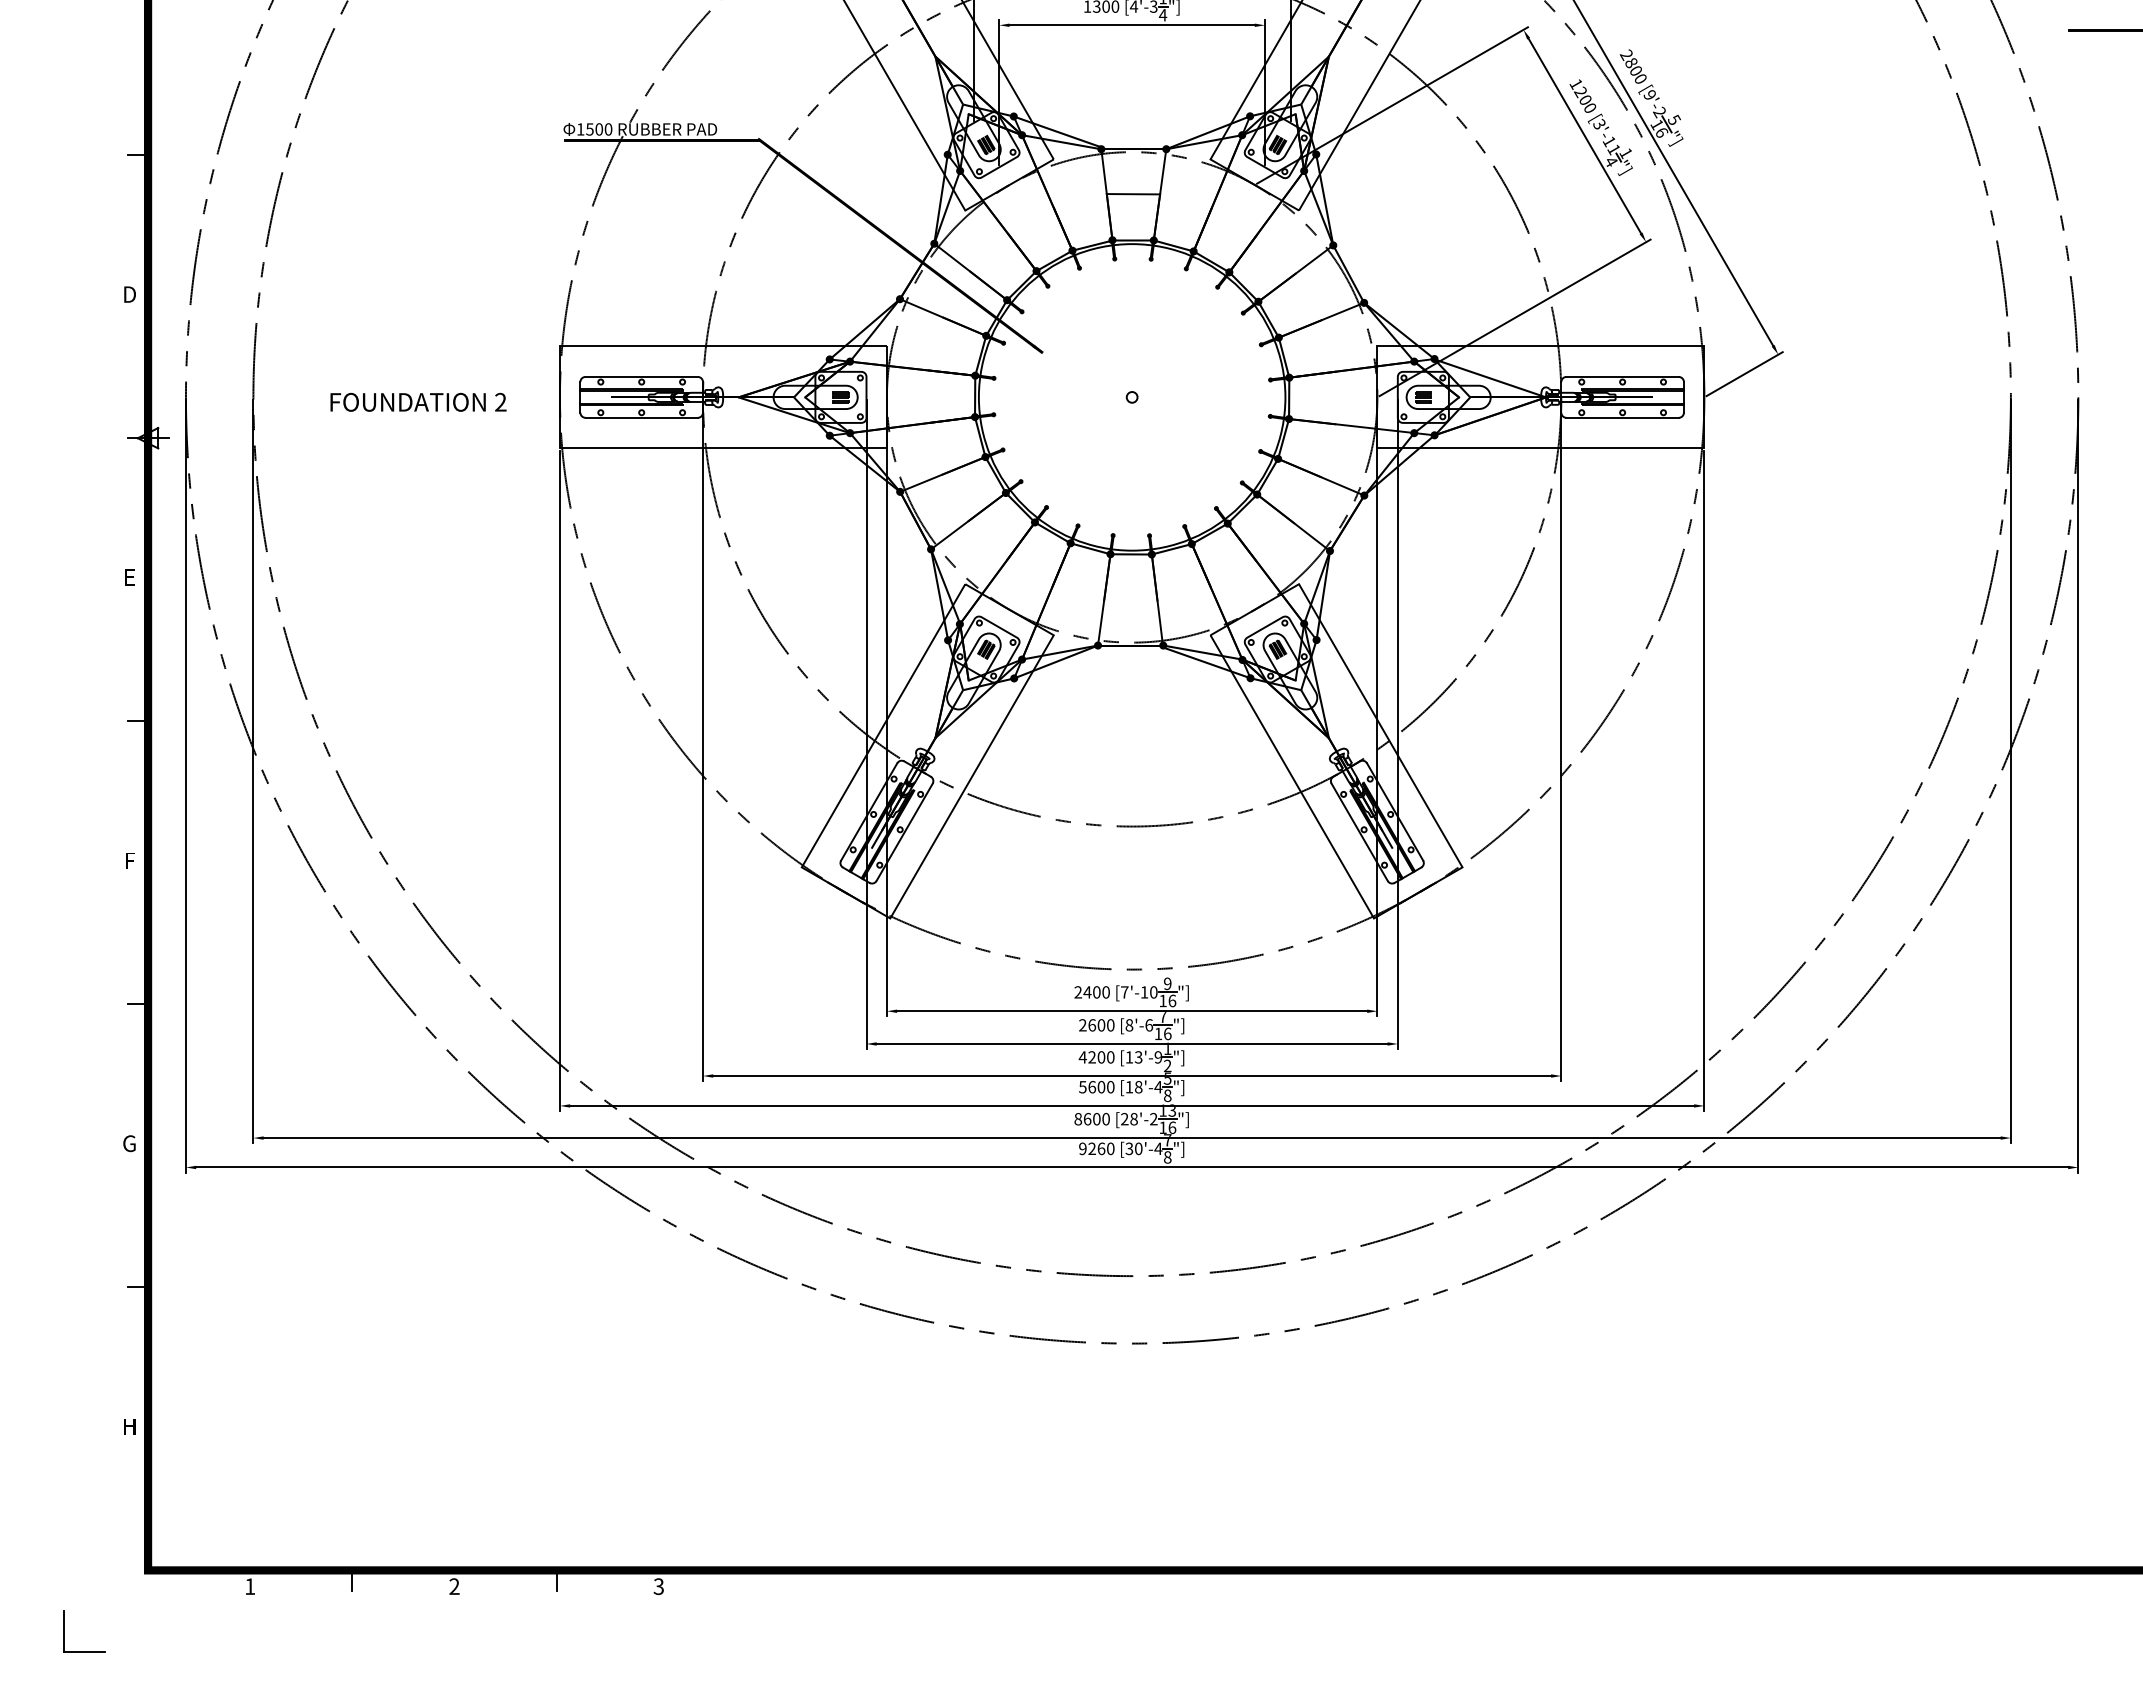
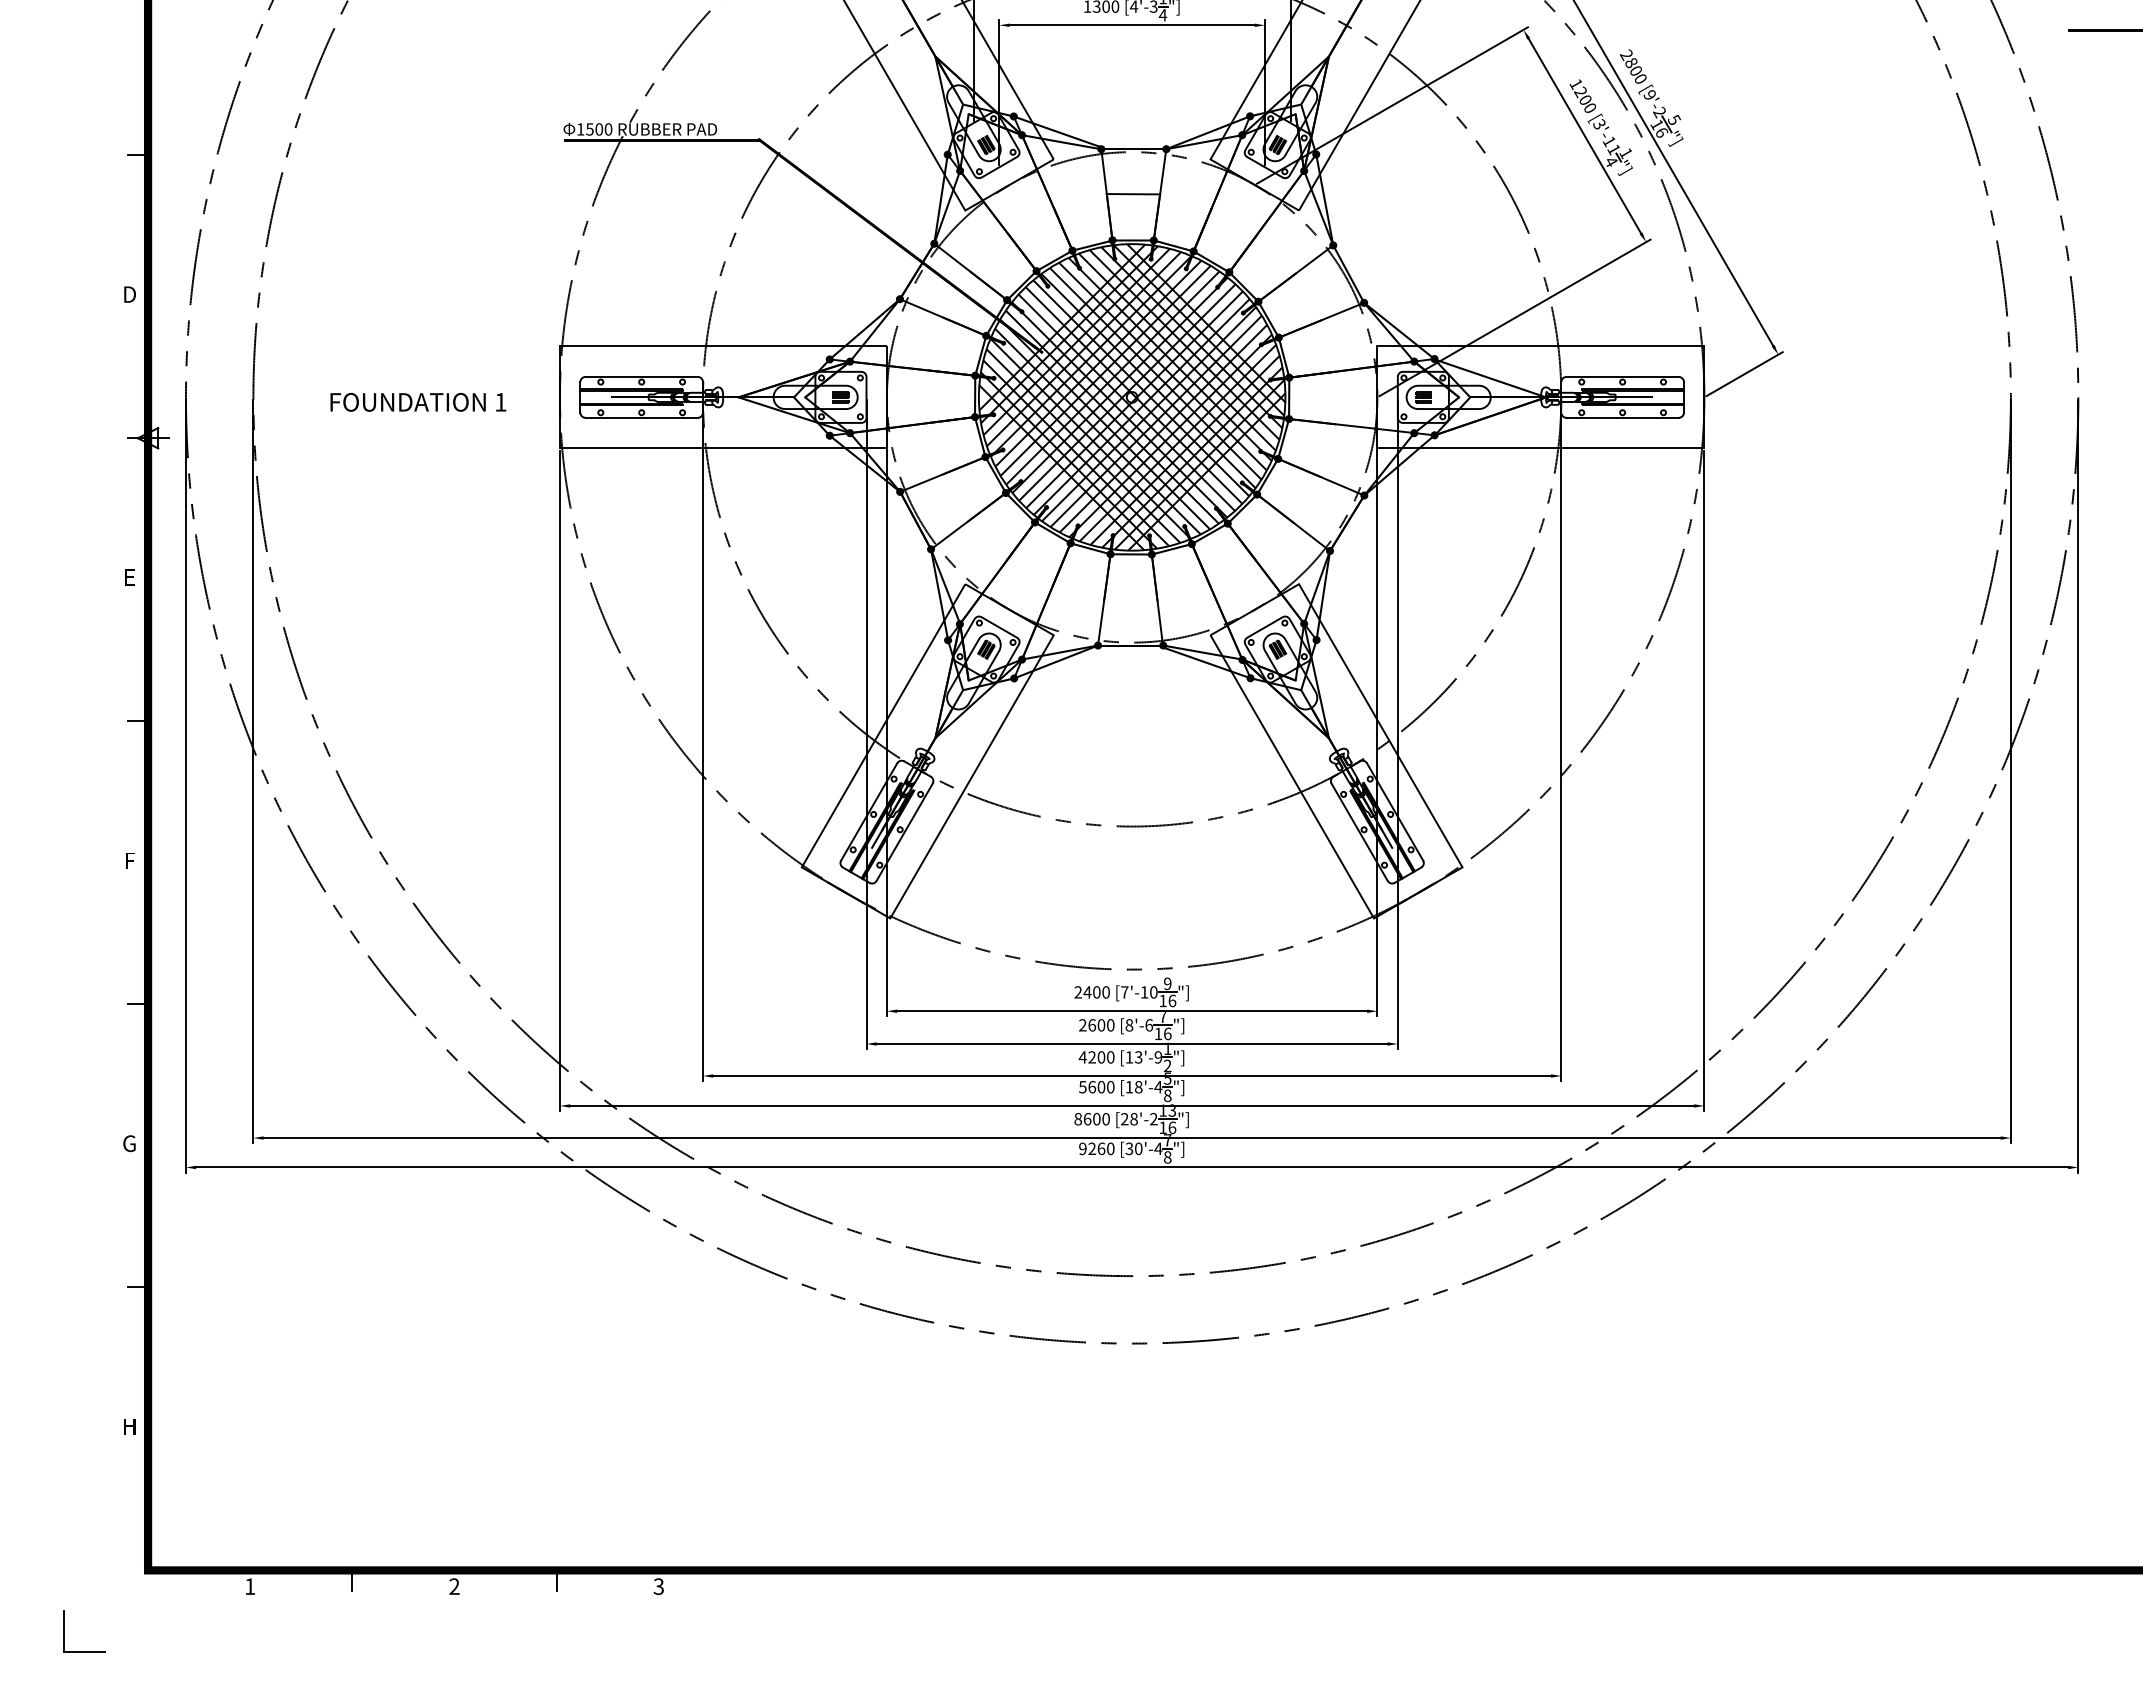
hatch: none -> present (1132, 397)
text: 2 -> 1 (500, 401)
